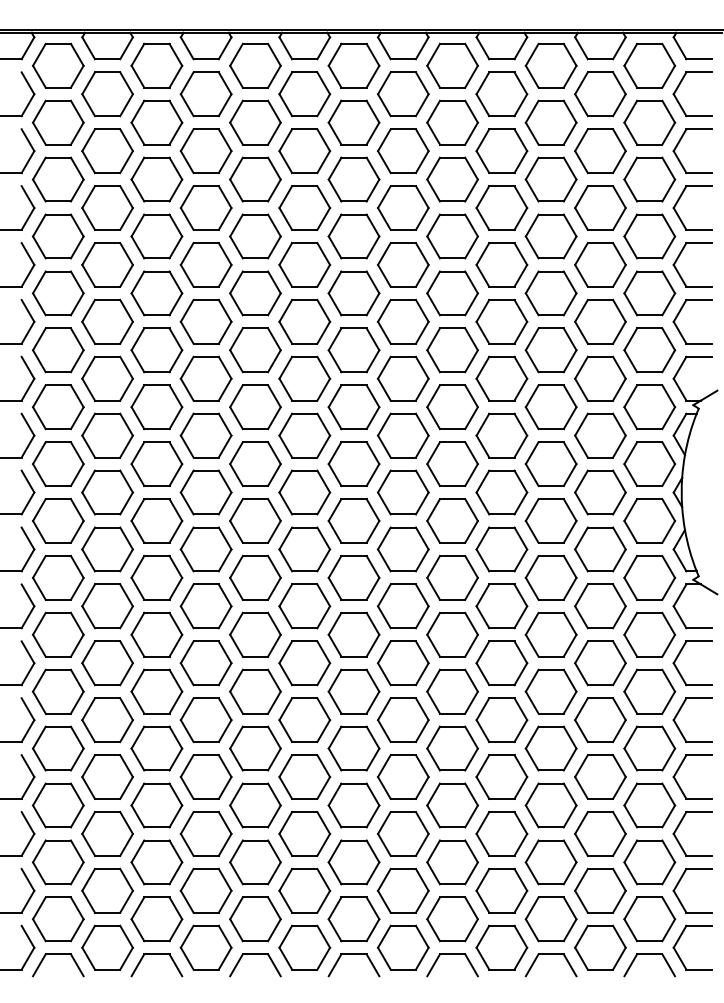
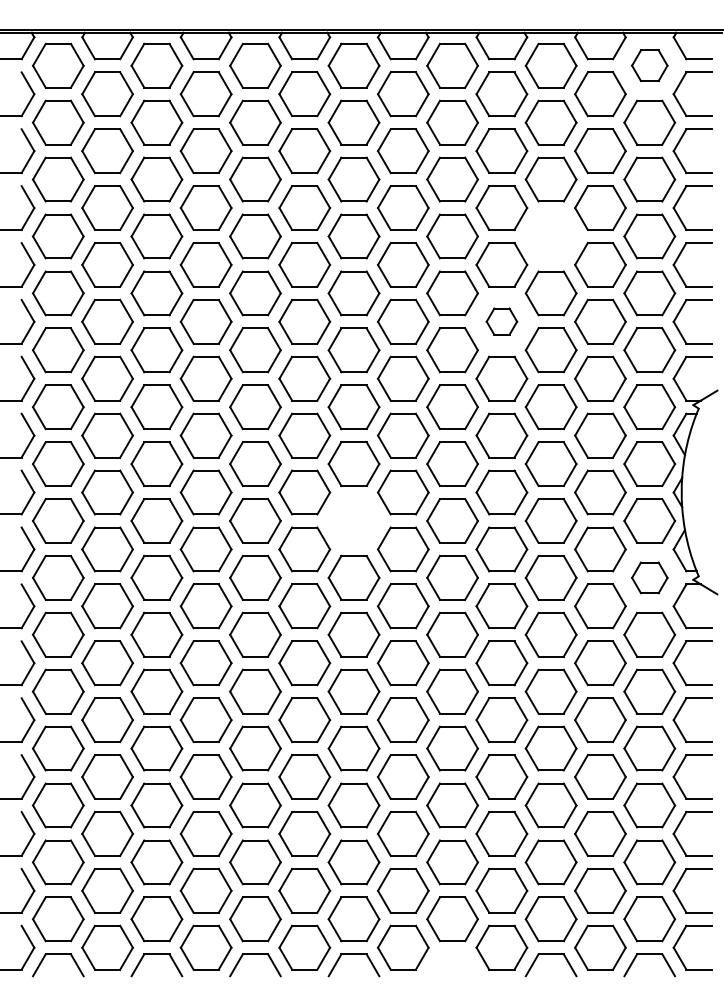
part size: 54x47 px -> 38x33 px (649, 65)
part: present -> none (550, 236)
part size: 54x47 px -> 34x29 px (501, 321)
part: present -> none (353, 520)
part size: 54x46 px -> 38x34 px (649, 577)
part: present -> none (452, 954)
